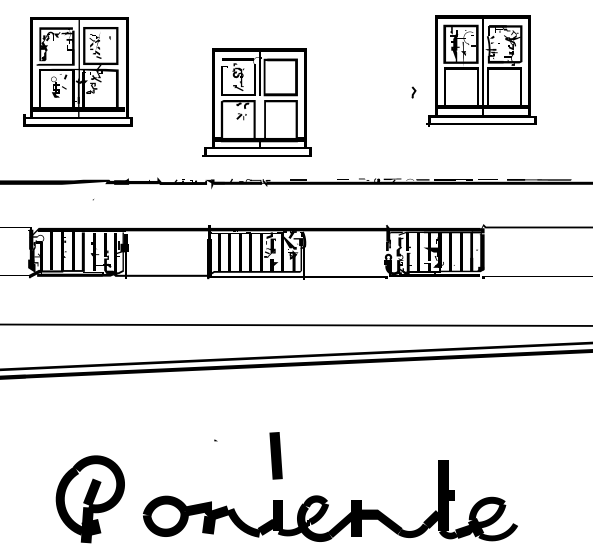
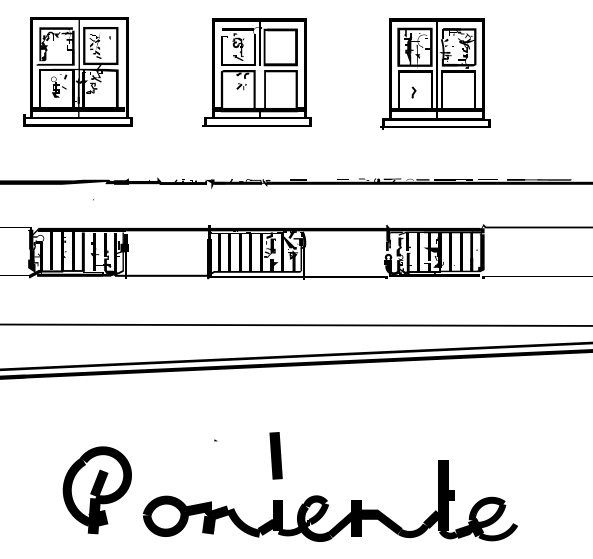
part position: (481, 70) -> (435, 73) (435, 73)
part position: (256, 102) -> (256, 72) (256, 72)
part position: (89, 499) -> (96, 490) (96, 490)
